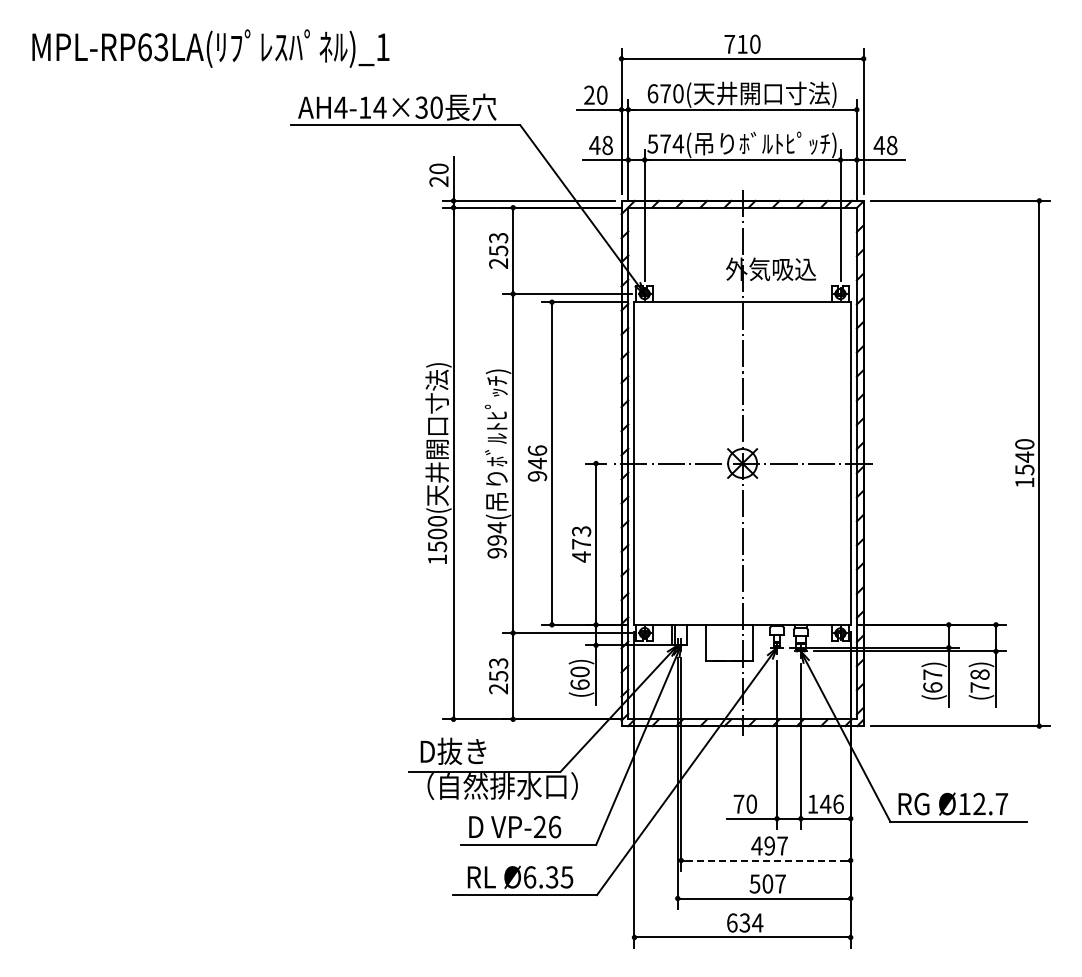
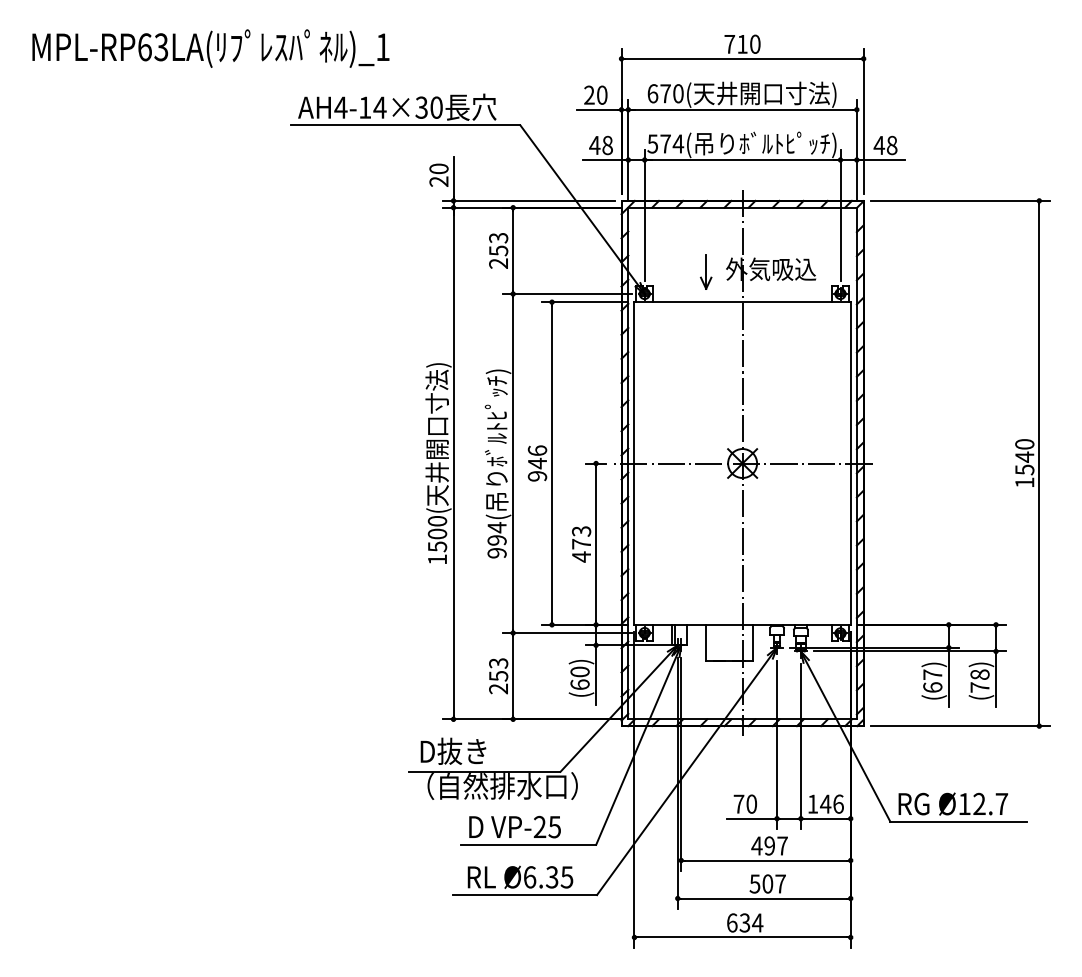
part: none -> present (706, 271)
text: VP-26 -> VP-25 (554, 826)
line: dashed -> solid (765, 860)
